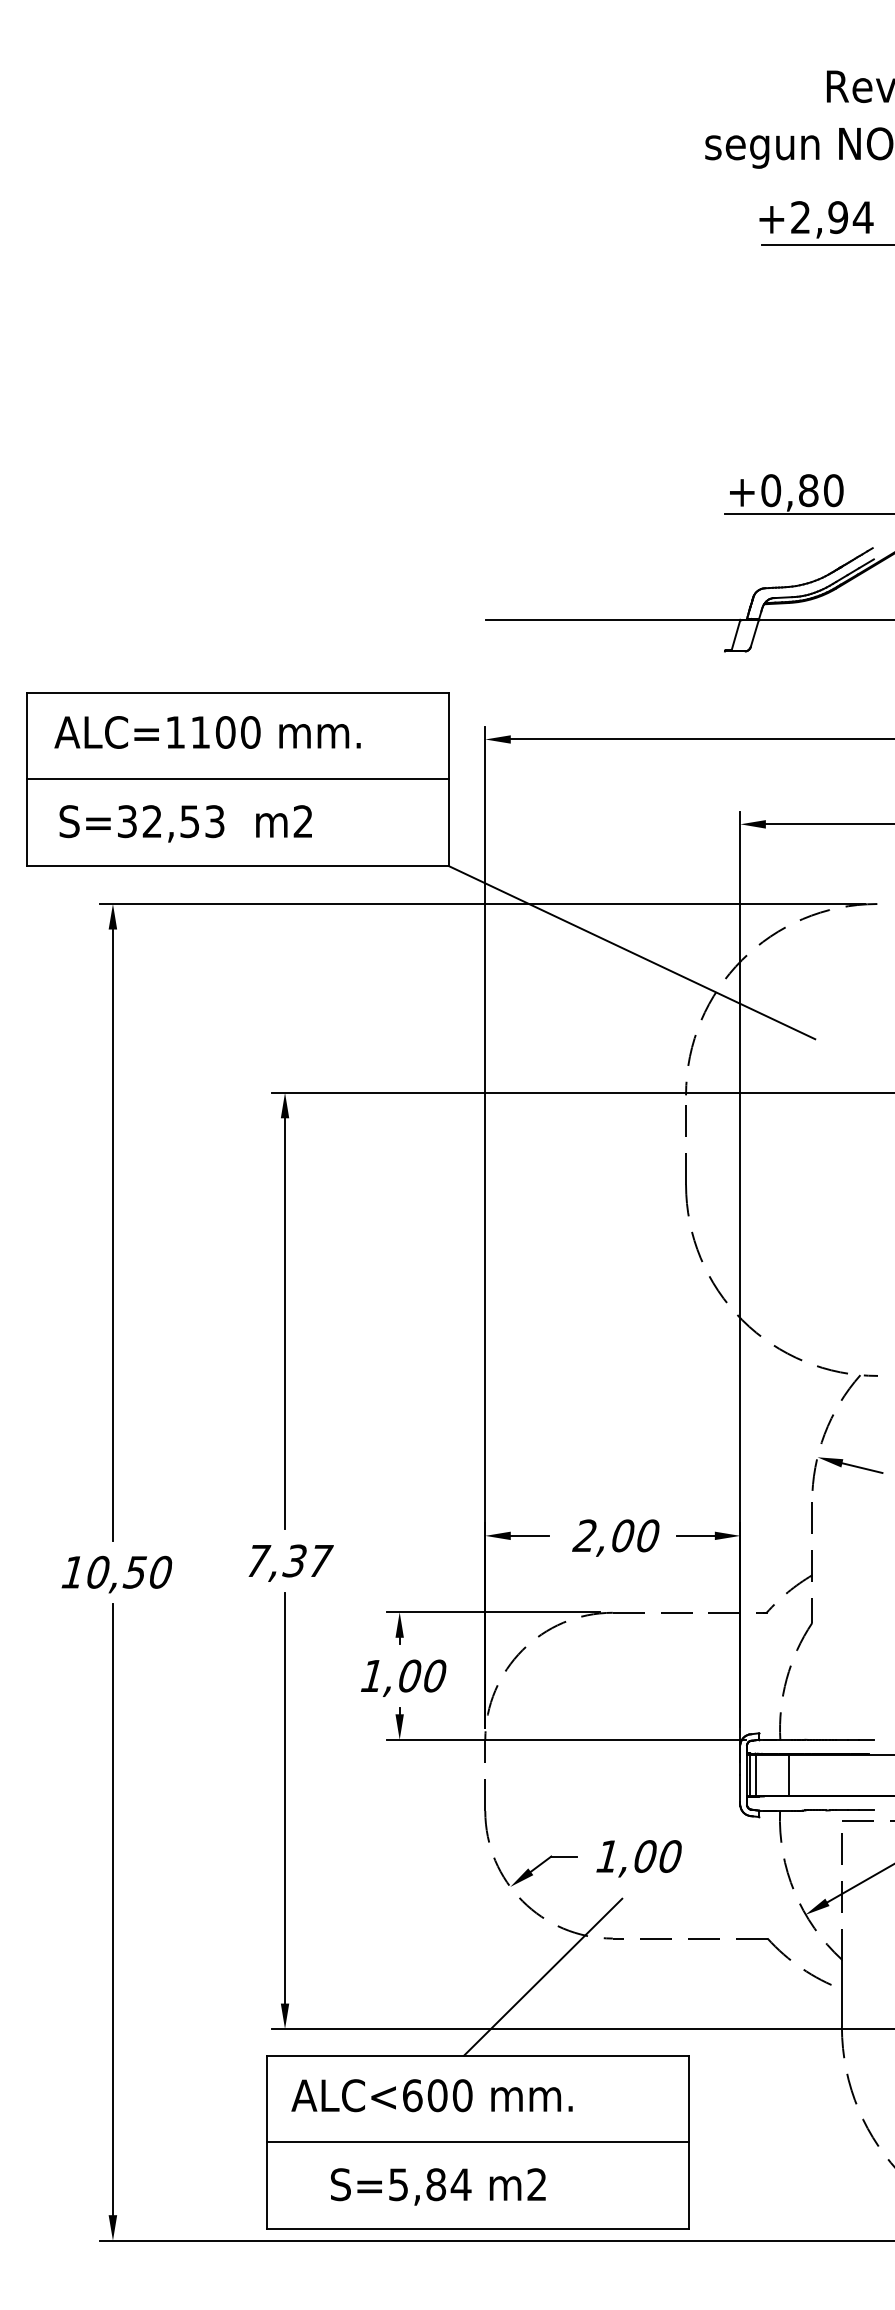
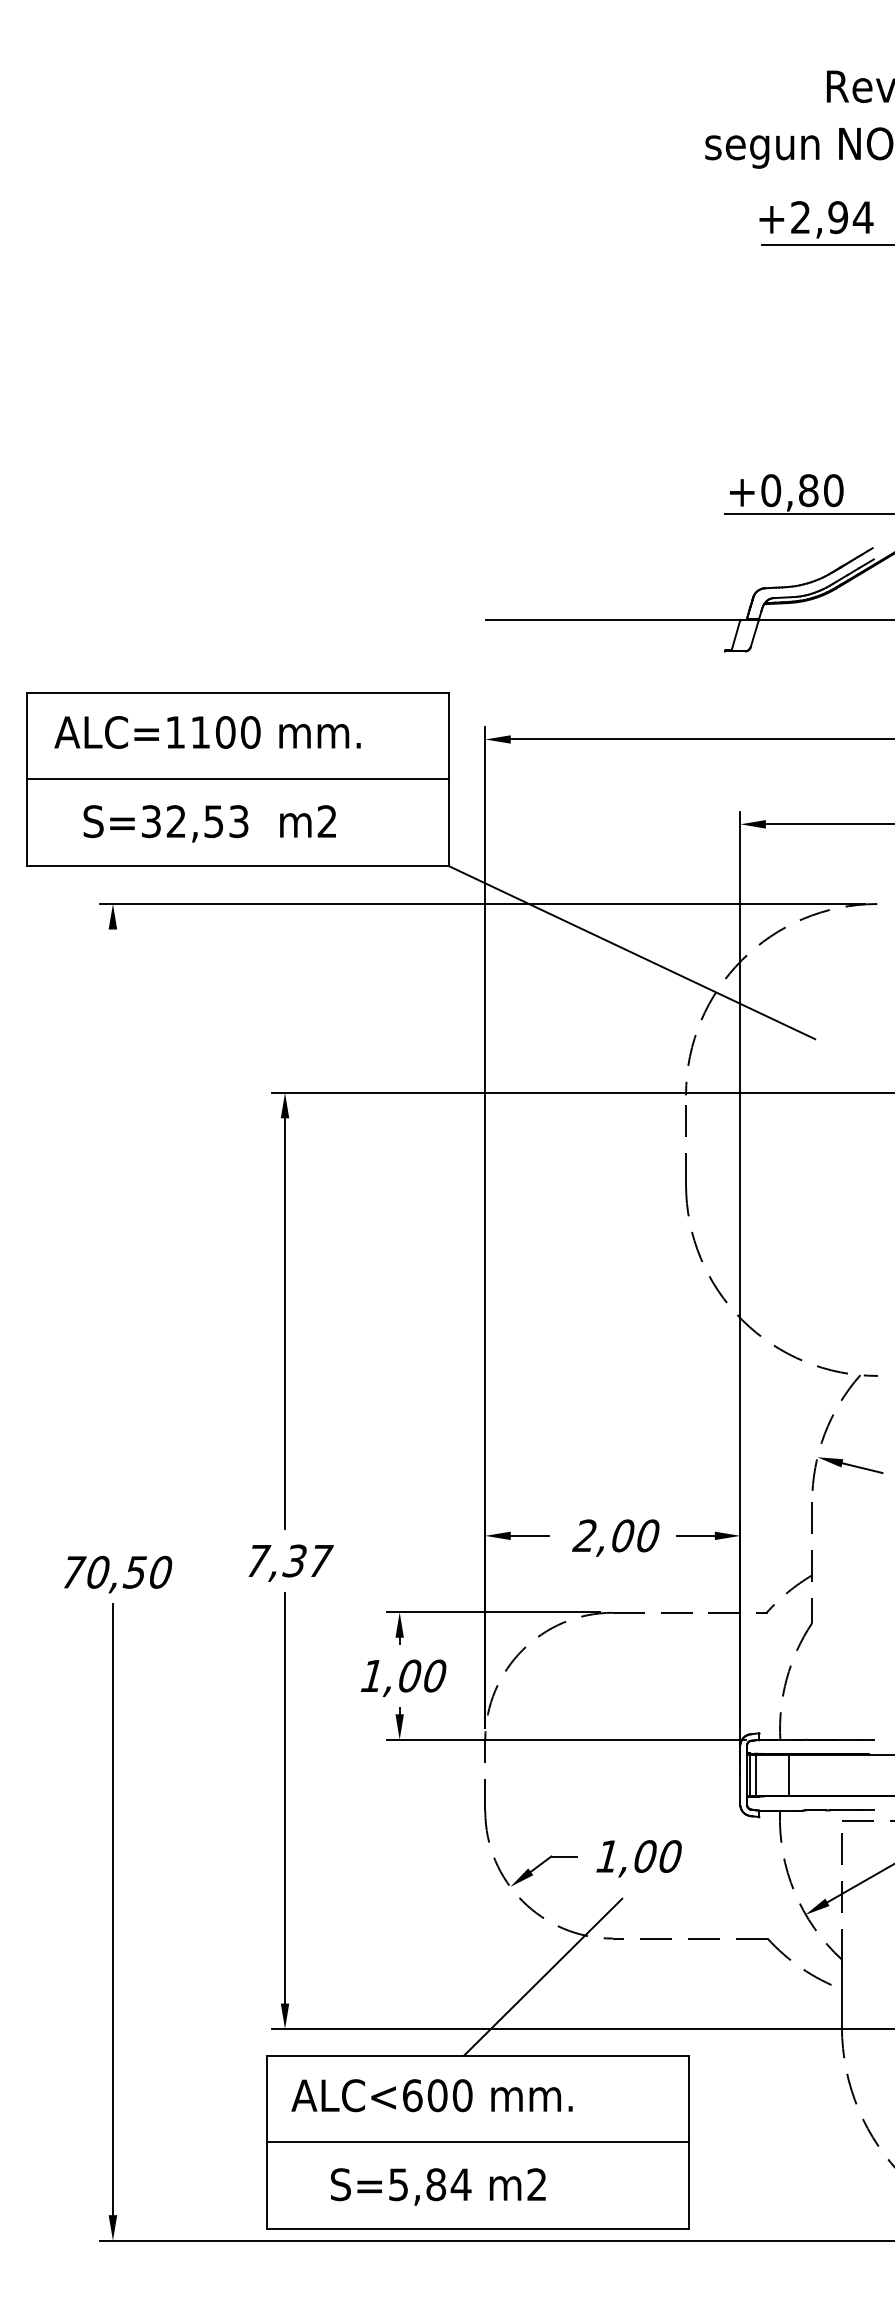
text position: (185, 823) -> (209, 823) (209, 823)
line: present -> none (112, 1234)
text: 10,50 -> 70,50 (73, 1572)
